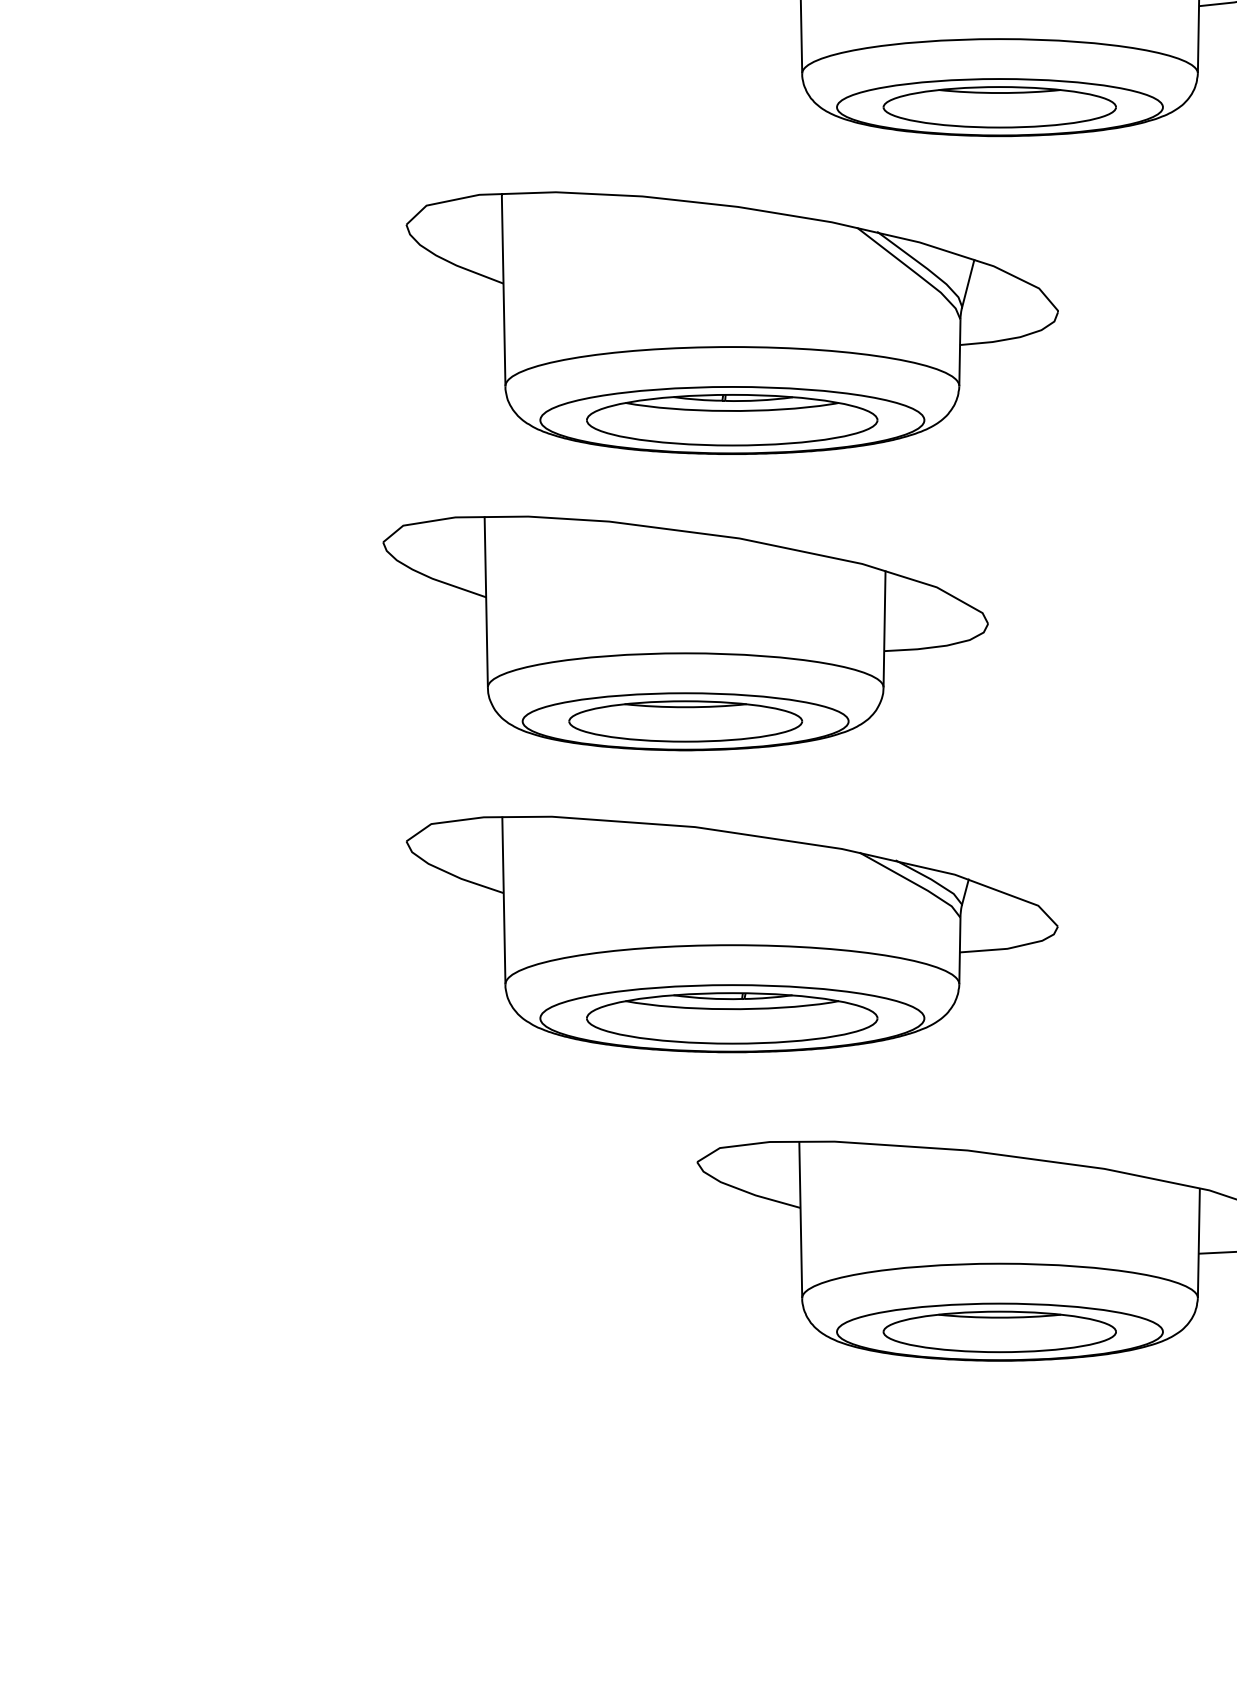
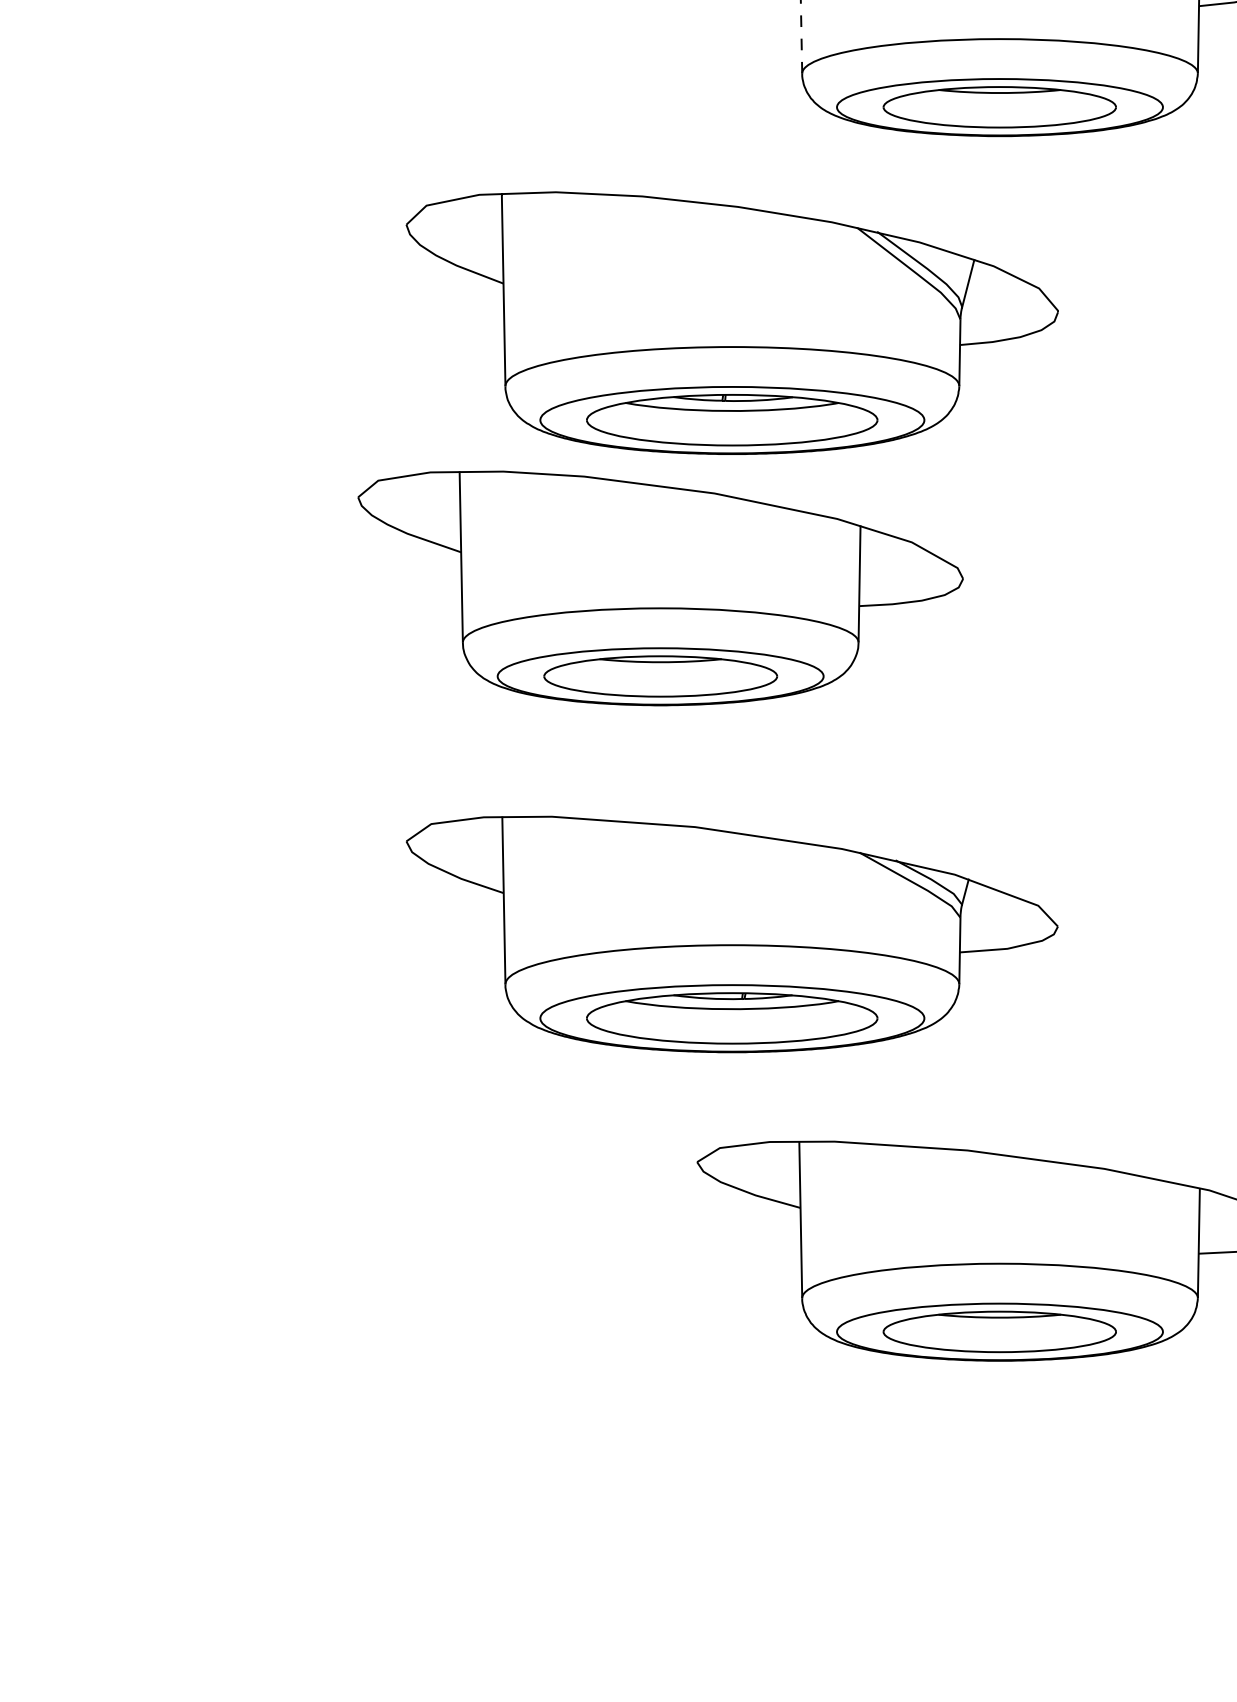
line: solid -> dashed (801, 36)
part position: (685, 633) -> (660, 588) (660, 588)
